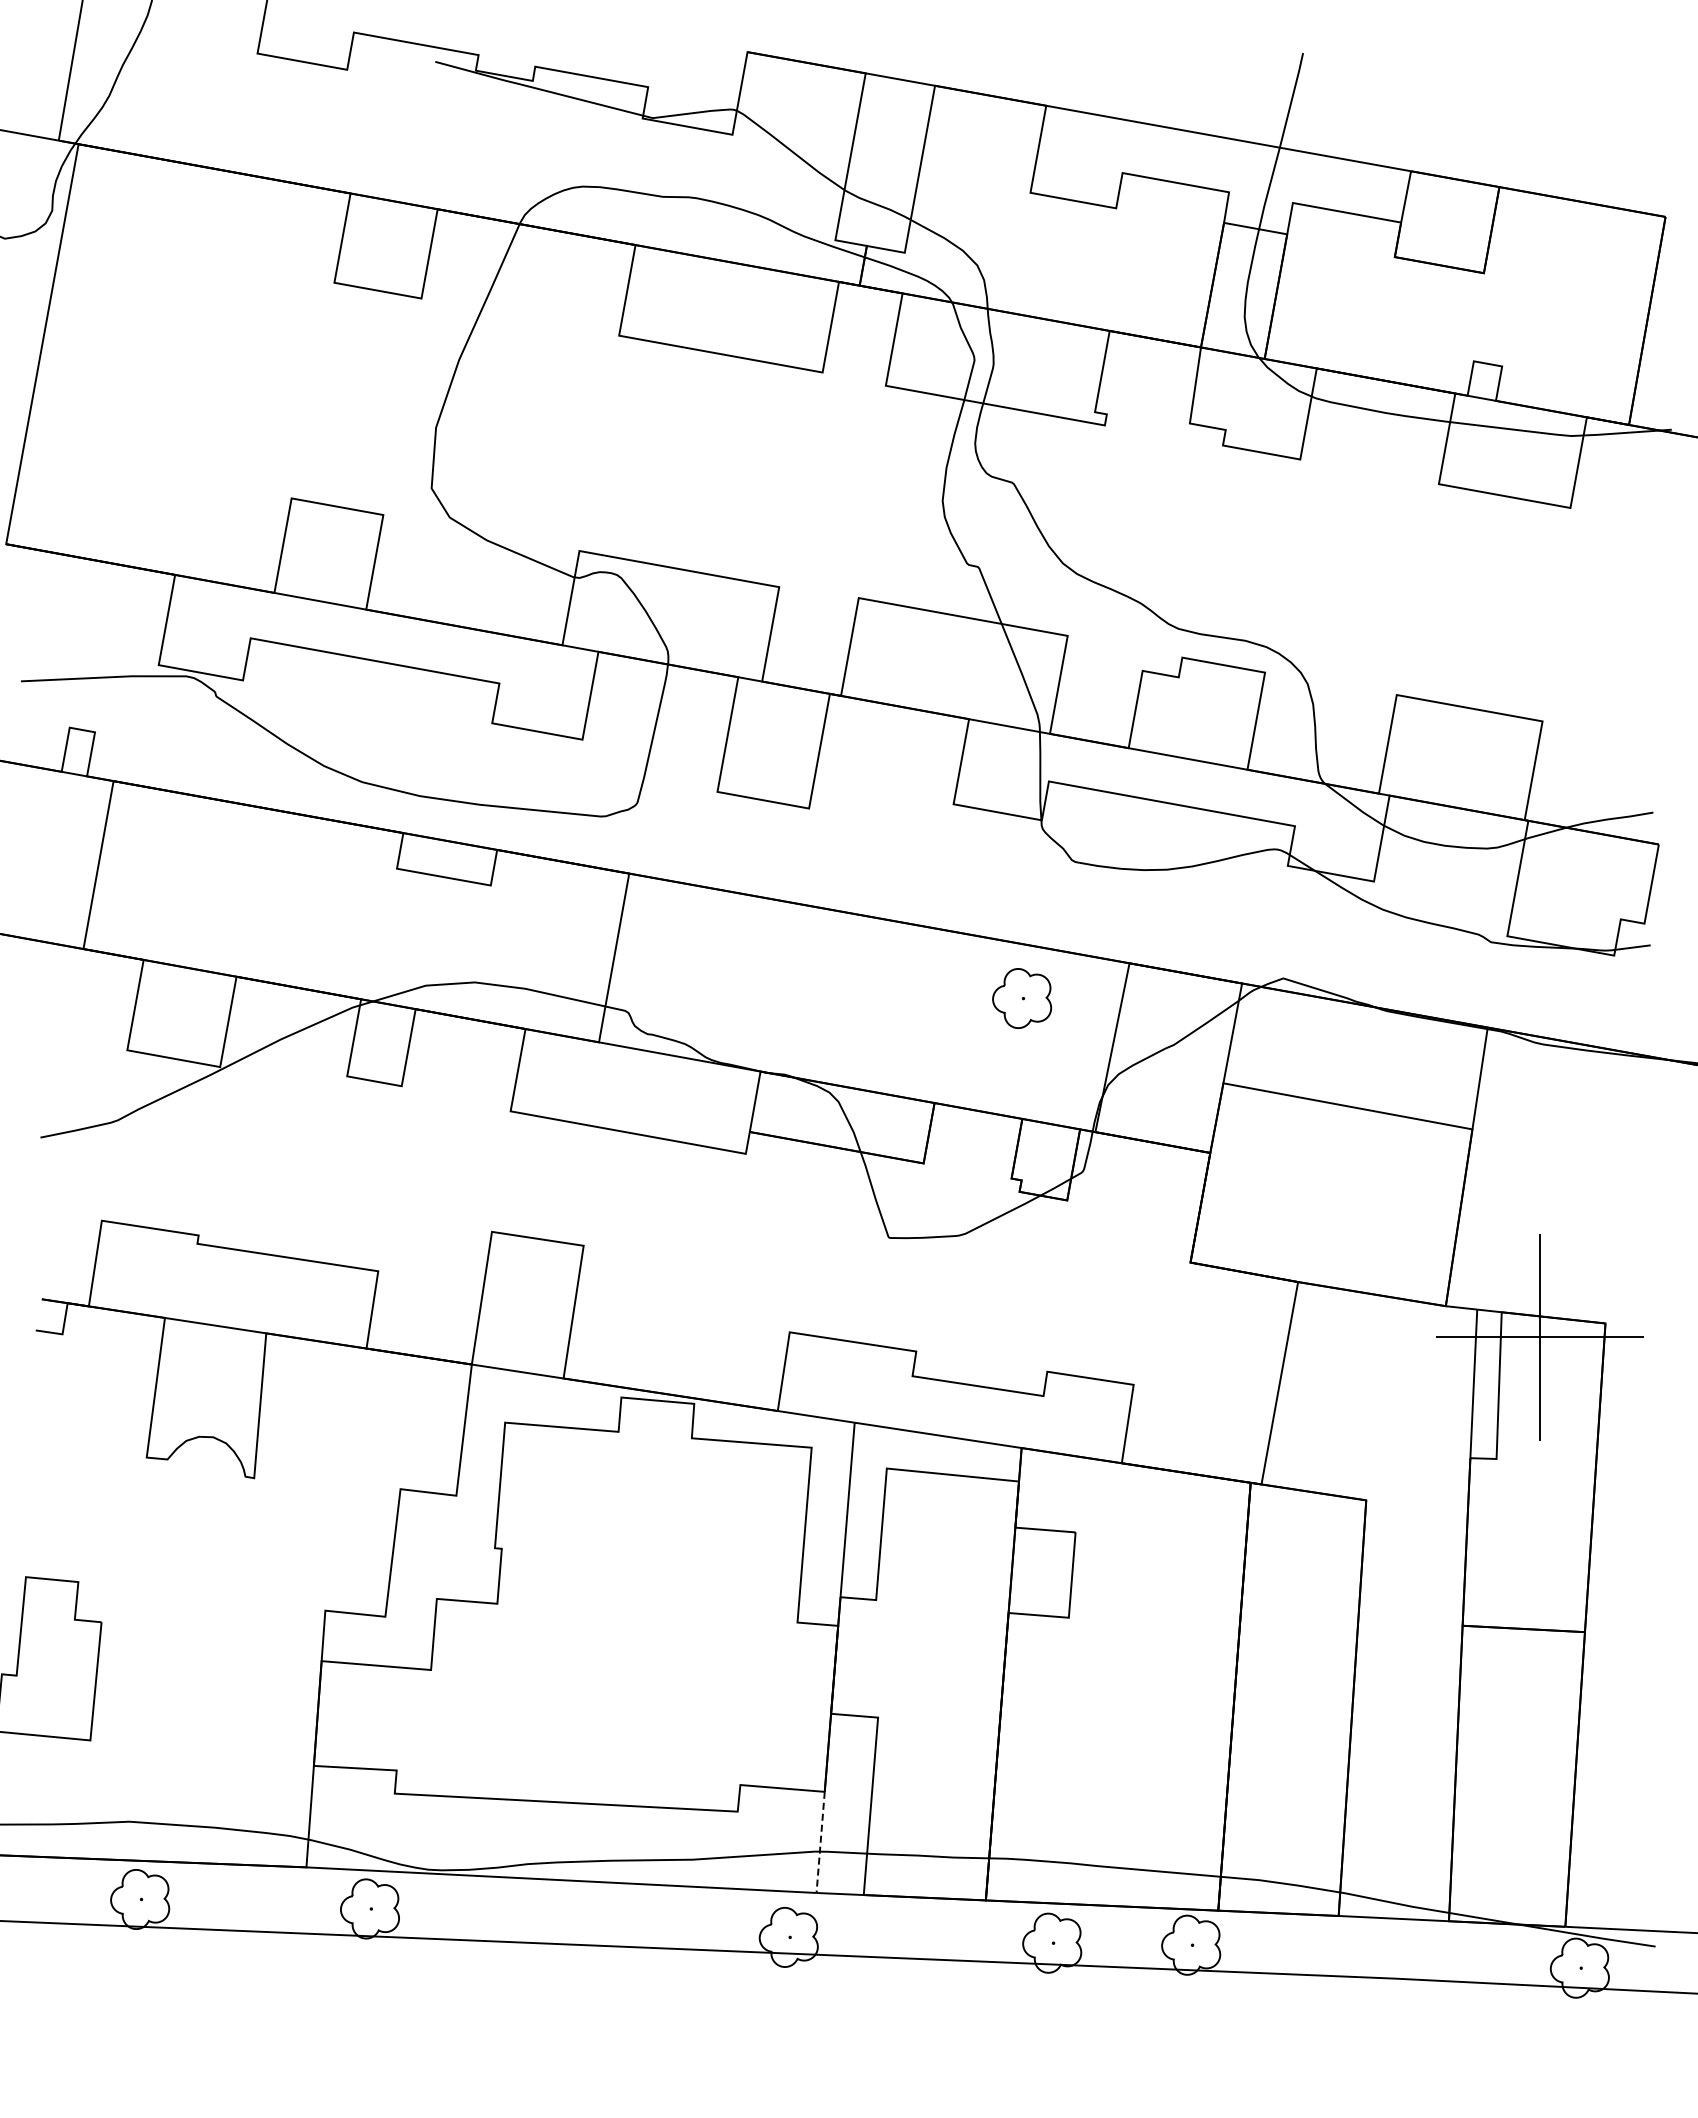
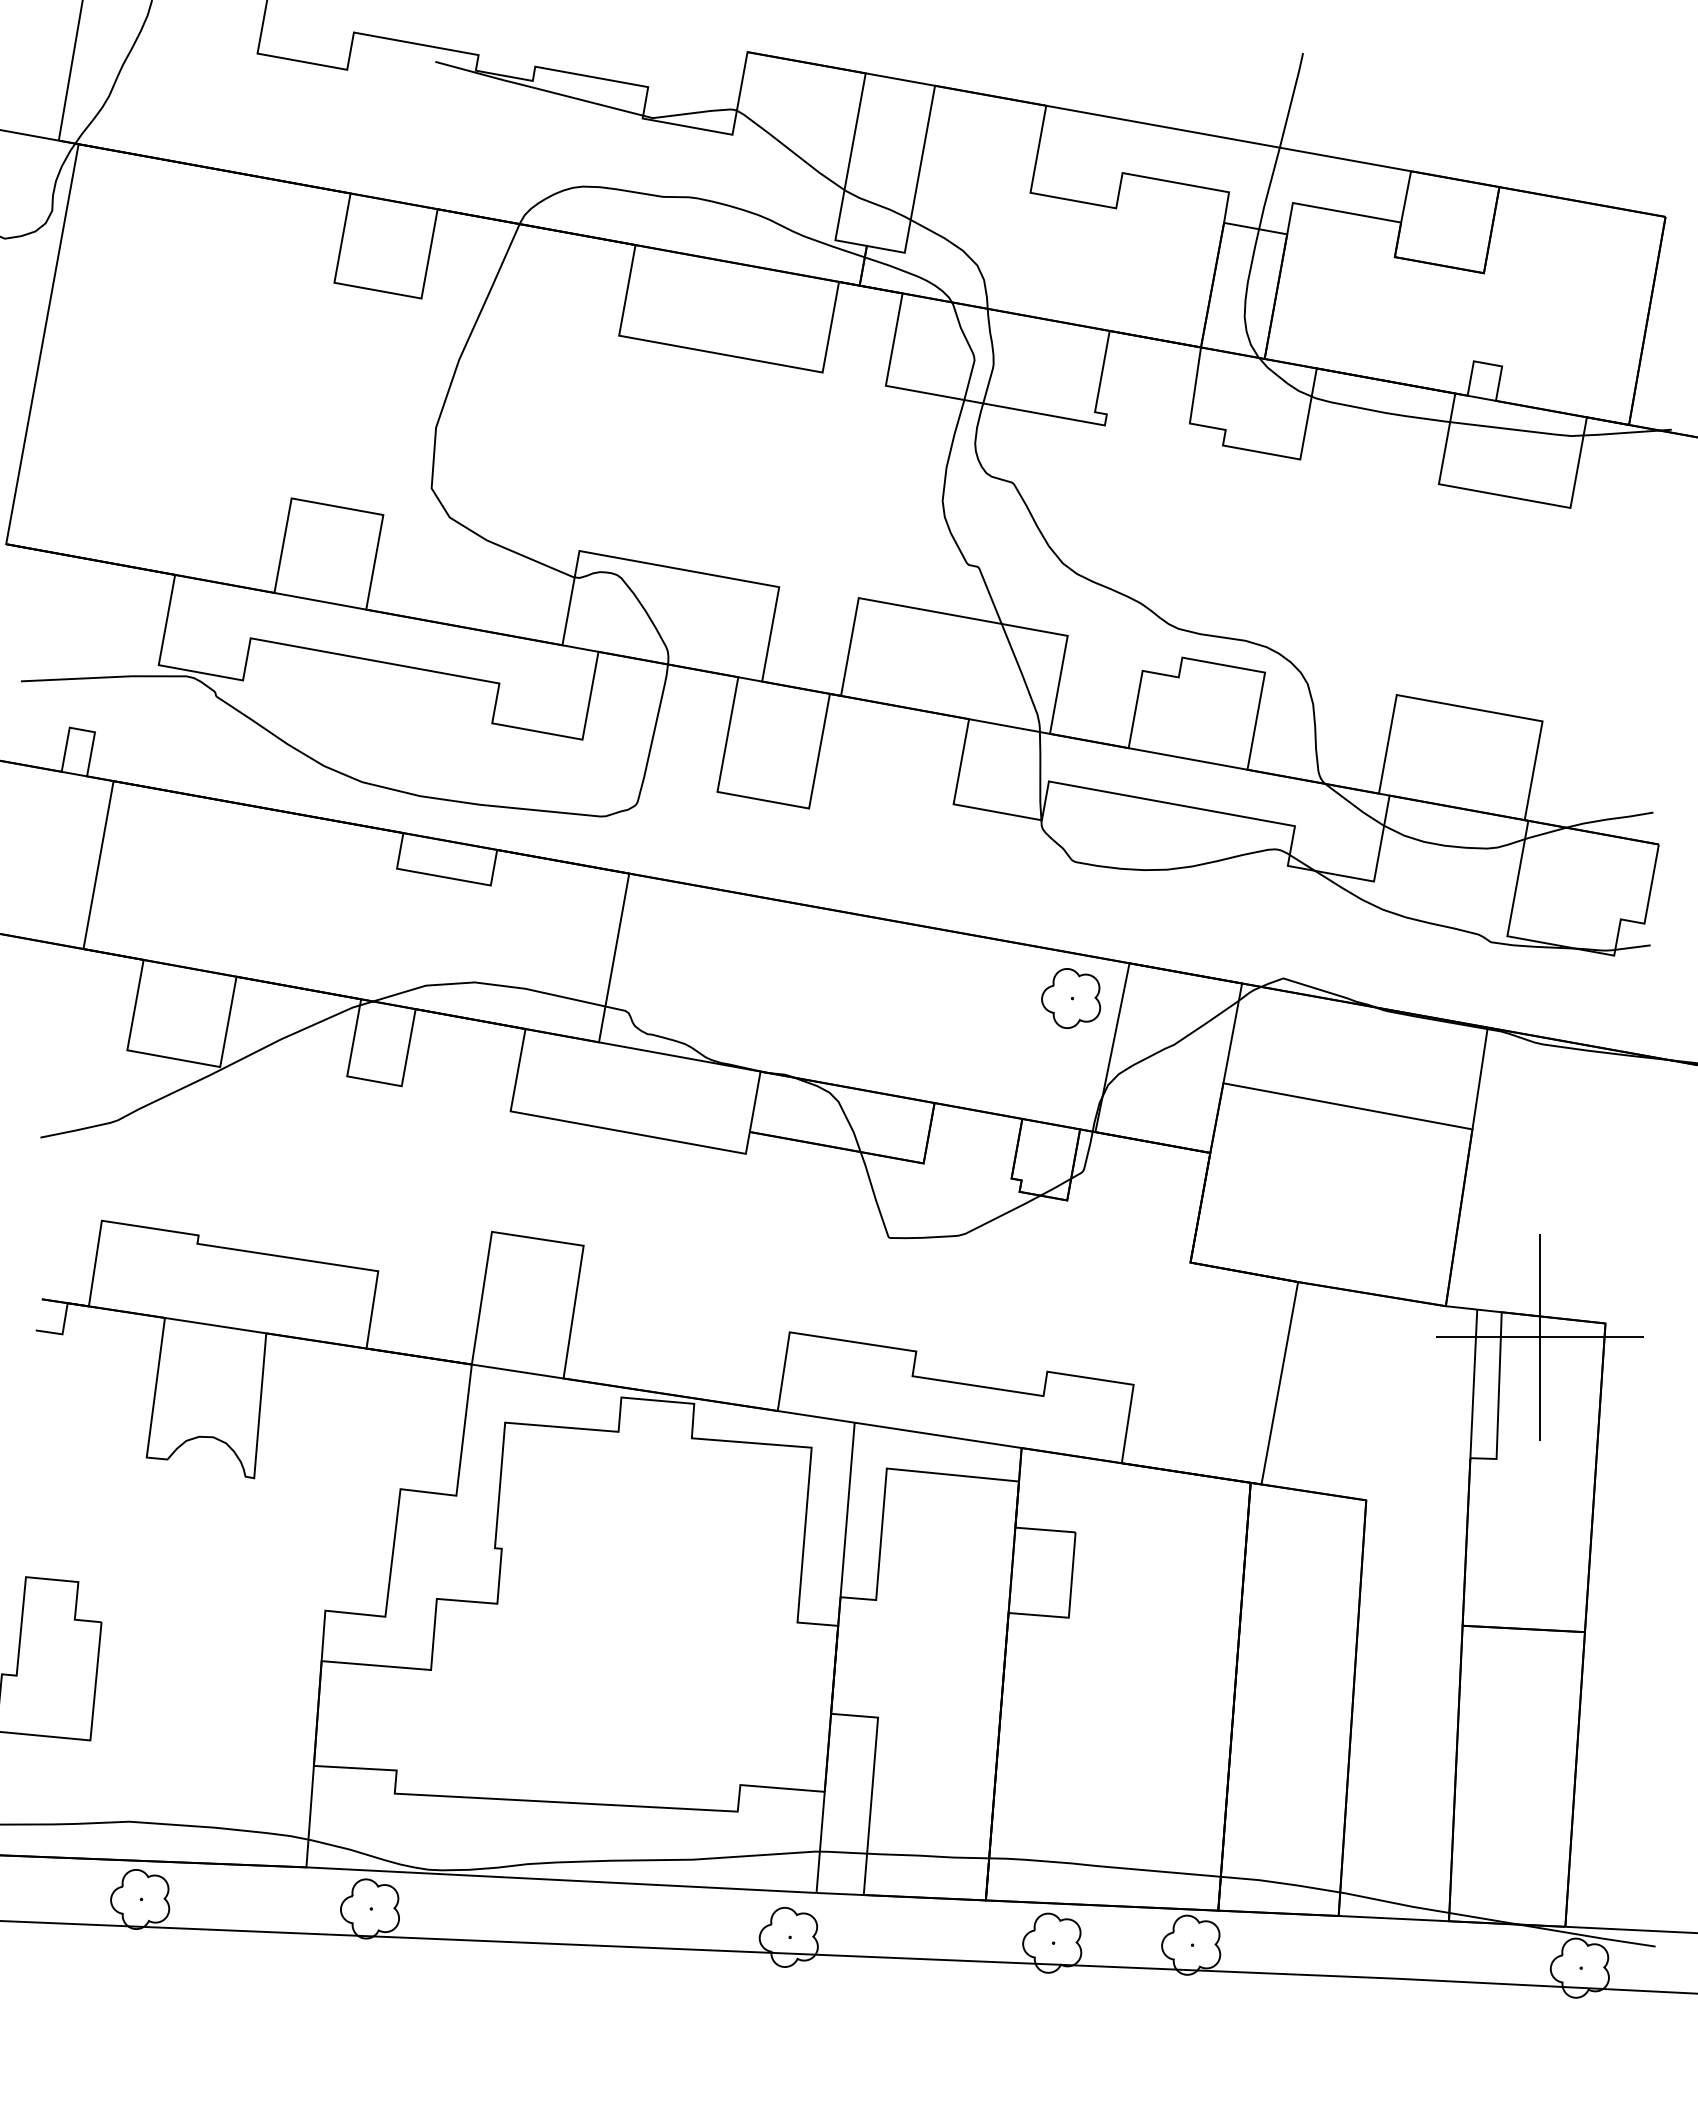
part position: (1022, 998) -> (1071, 998) (1071, 998)
line: dashed -> solid (820, 1842)
